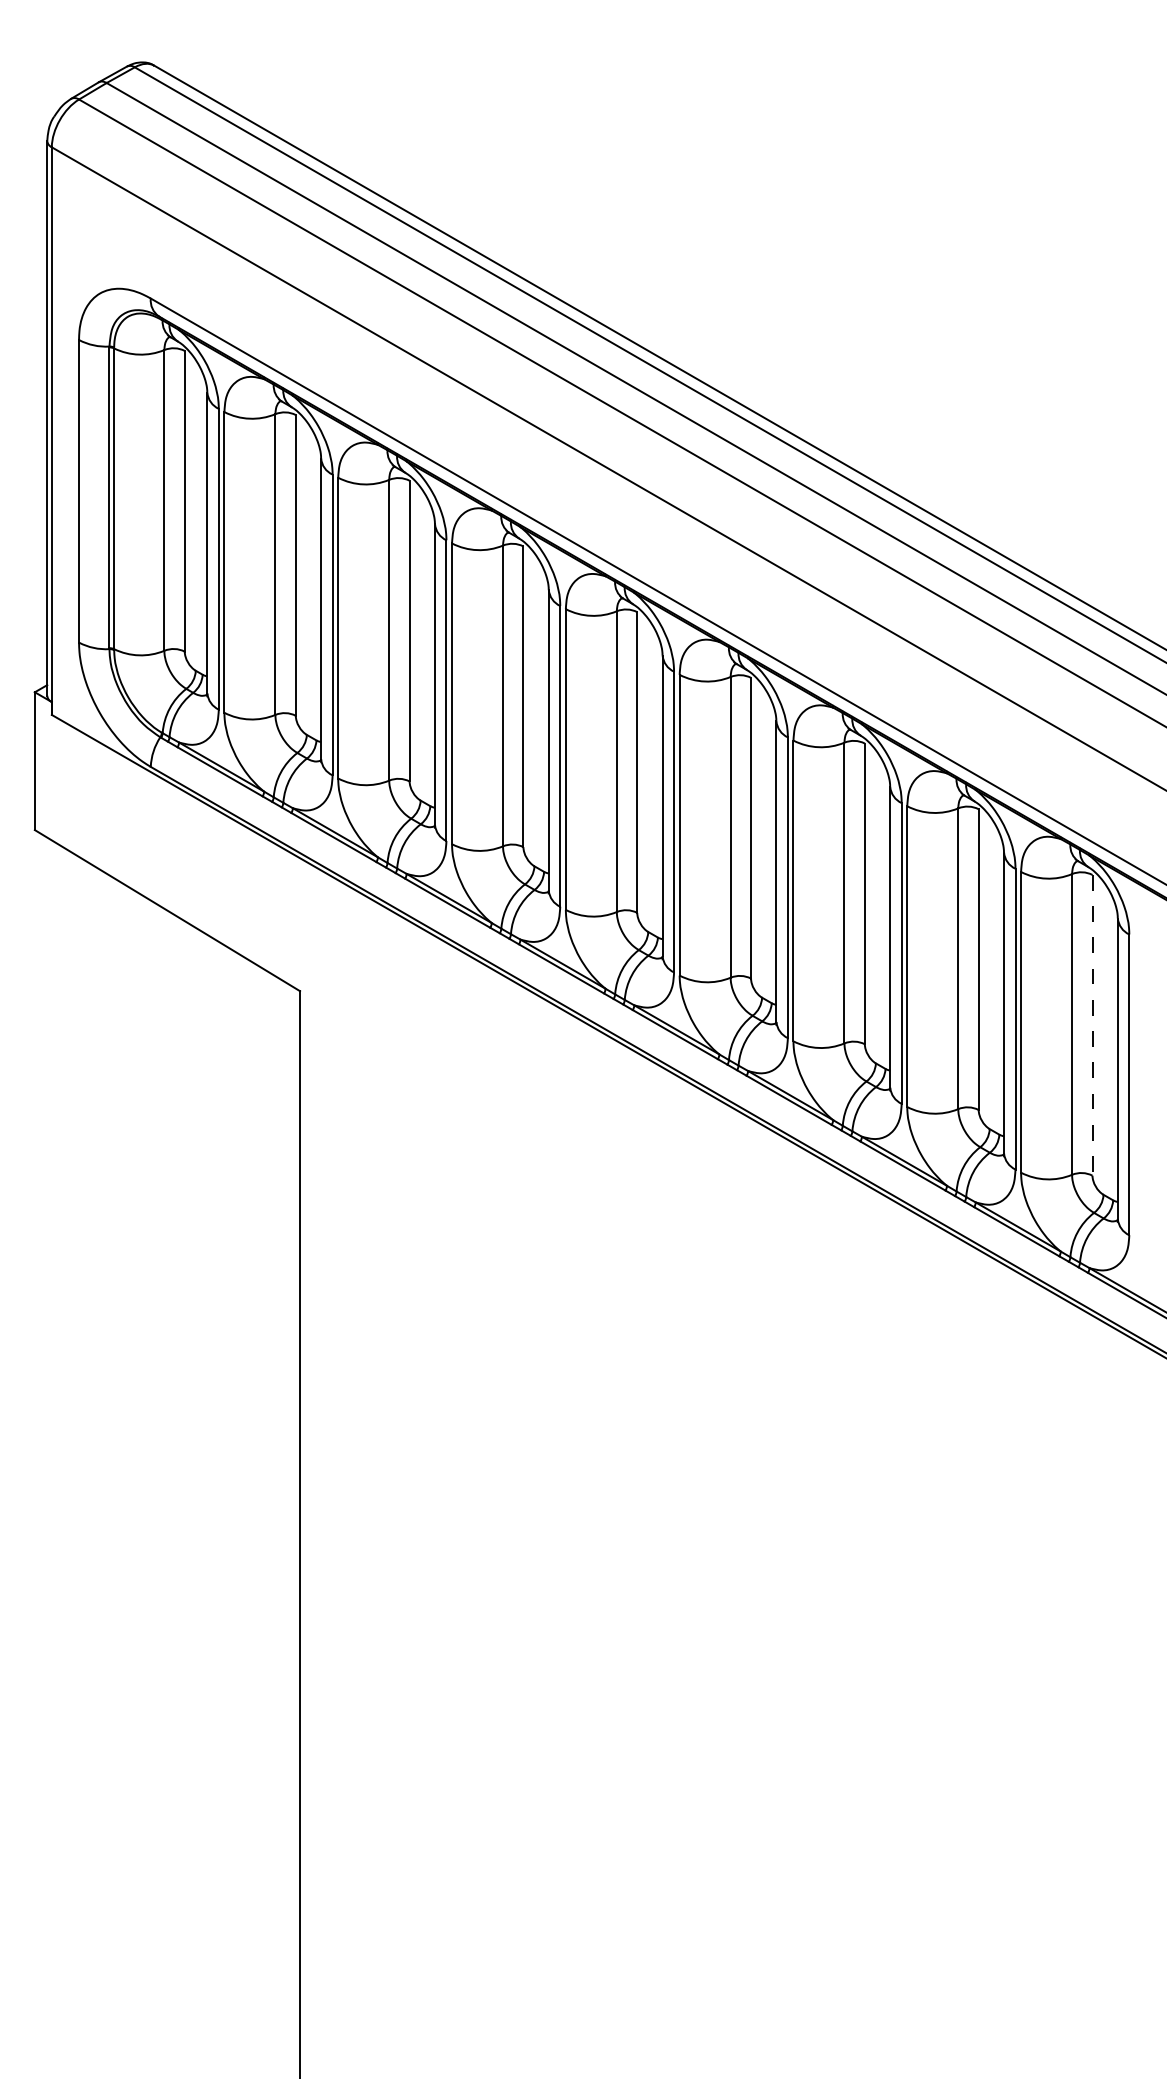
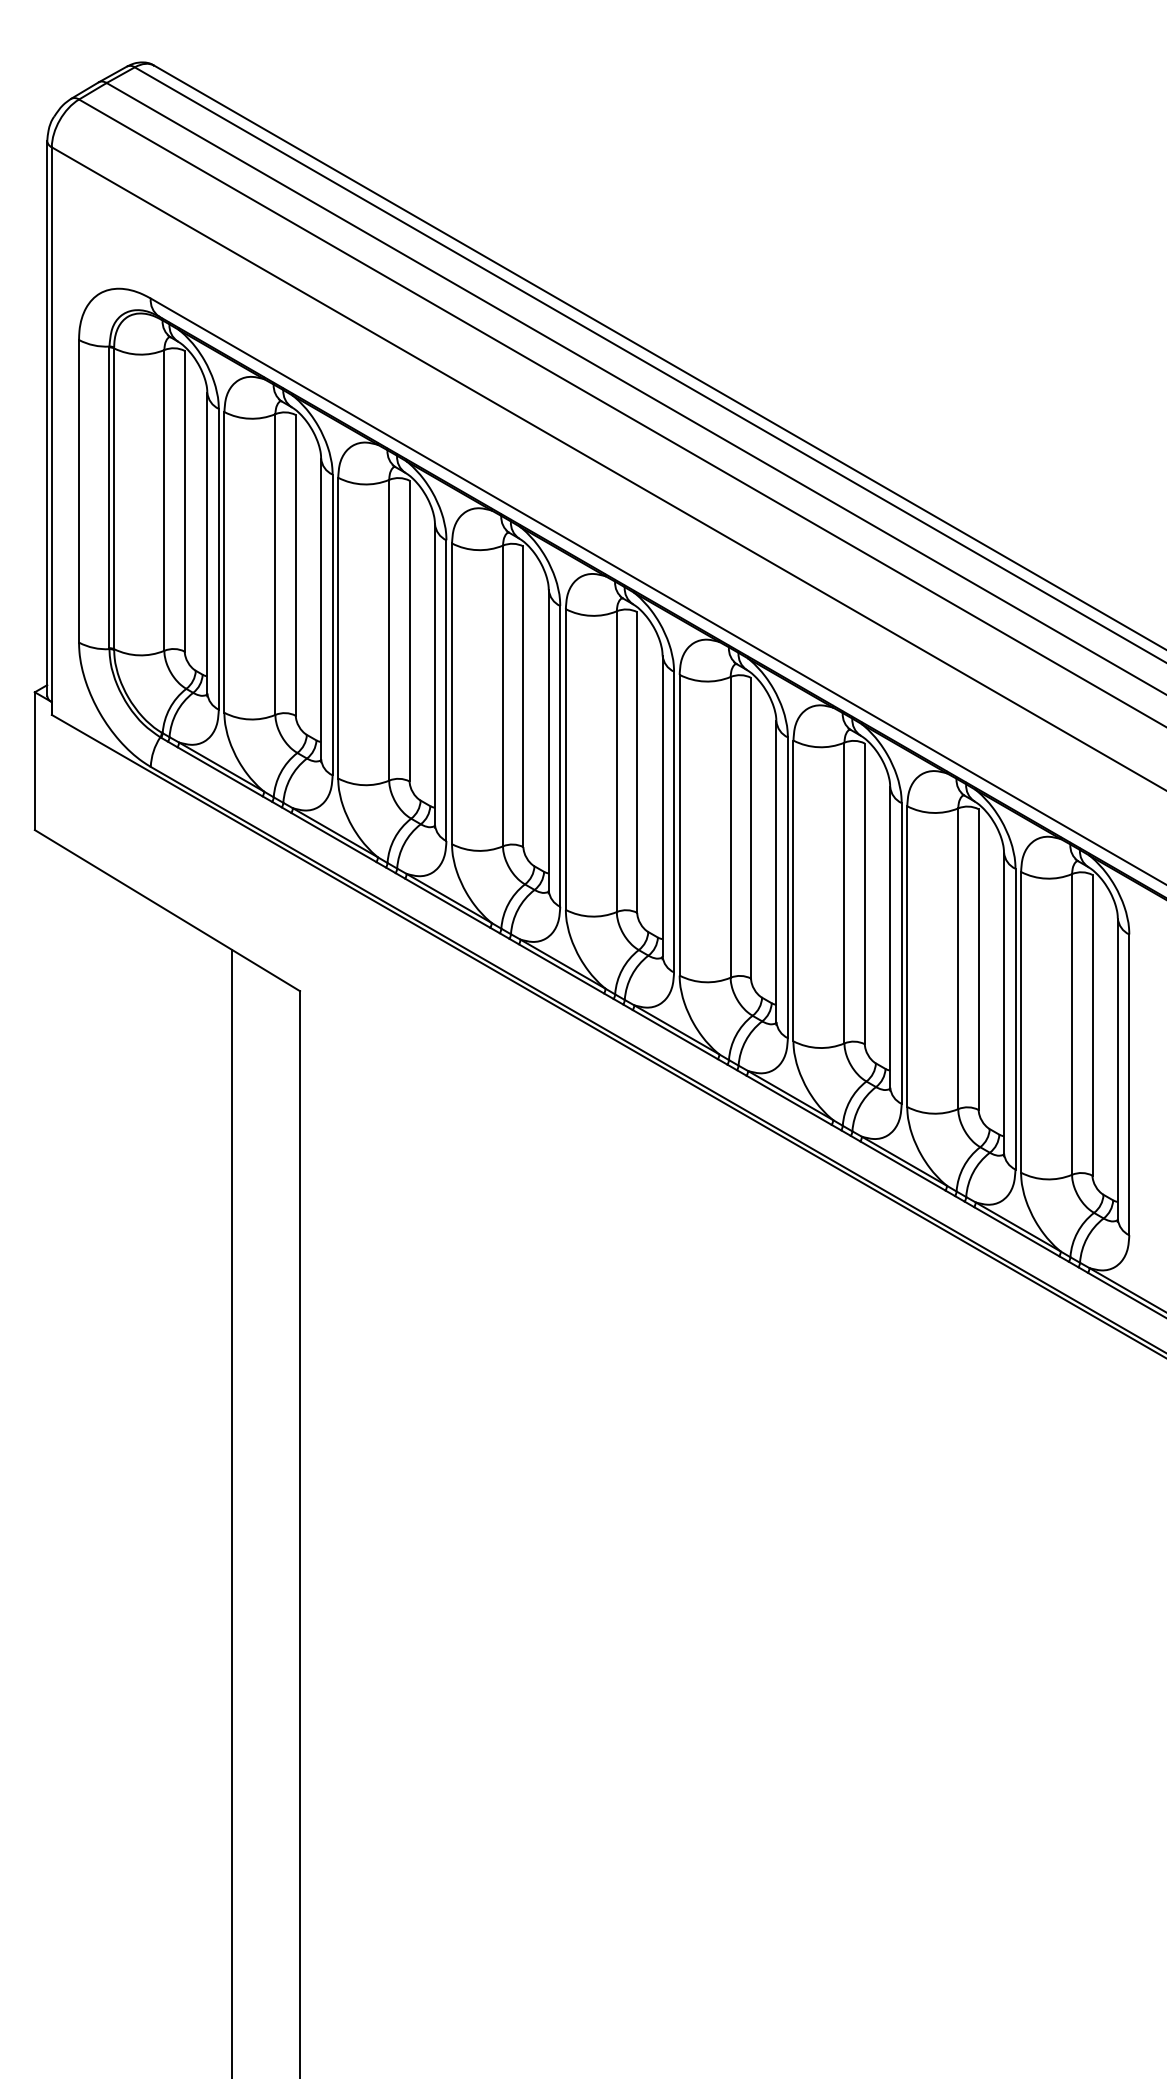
line: dashed -> solid (1092, 1025)
line: none -> present (231, 1512)
